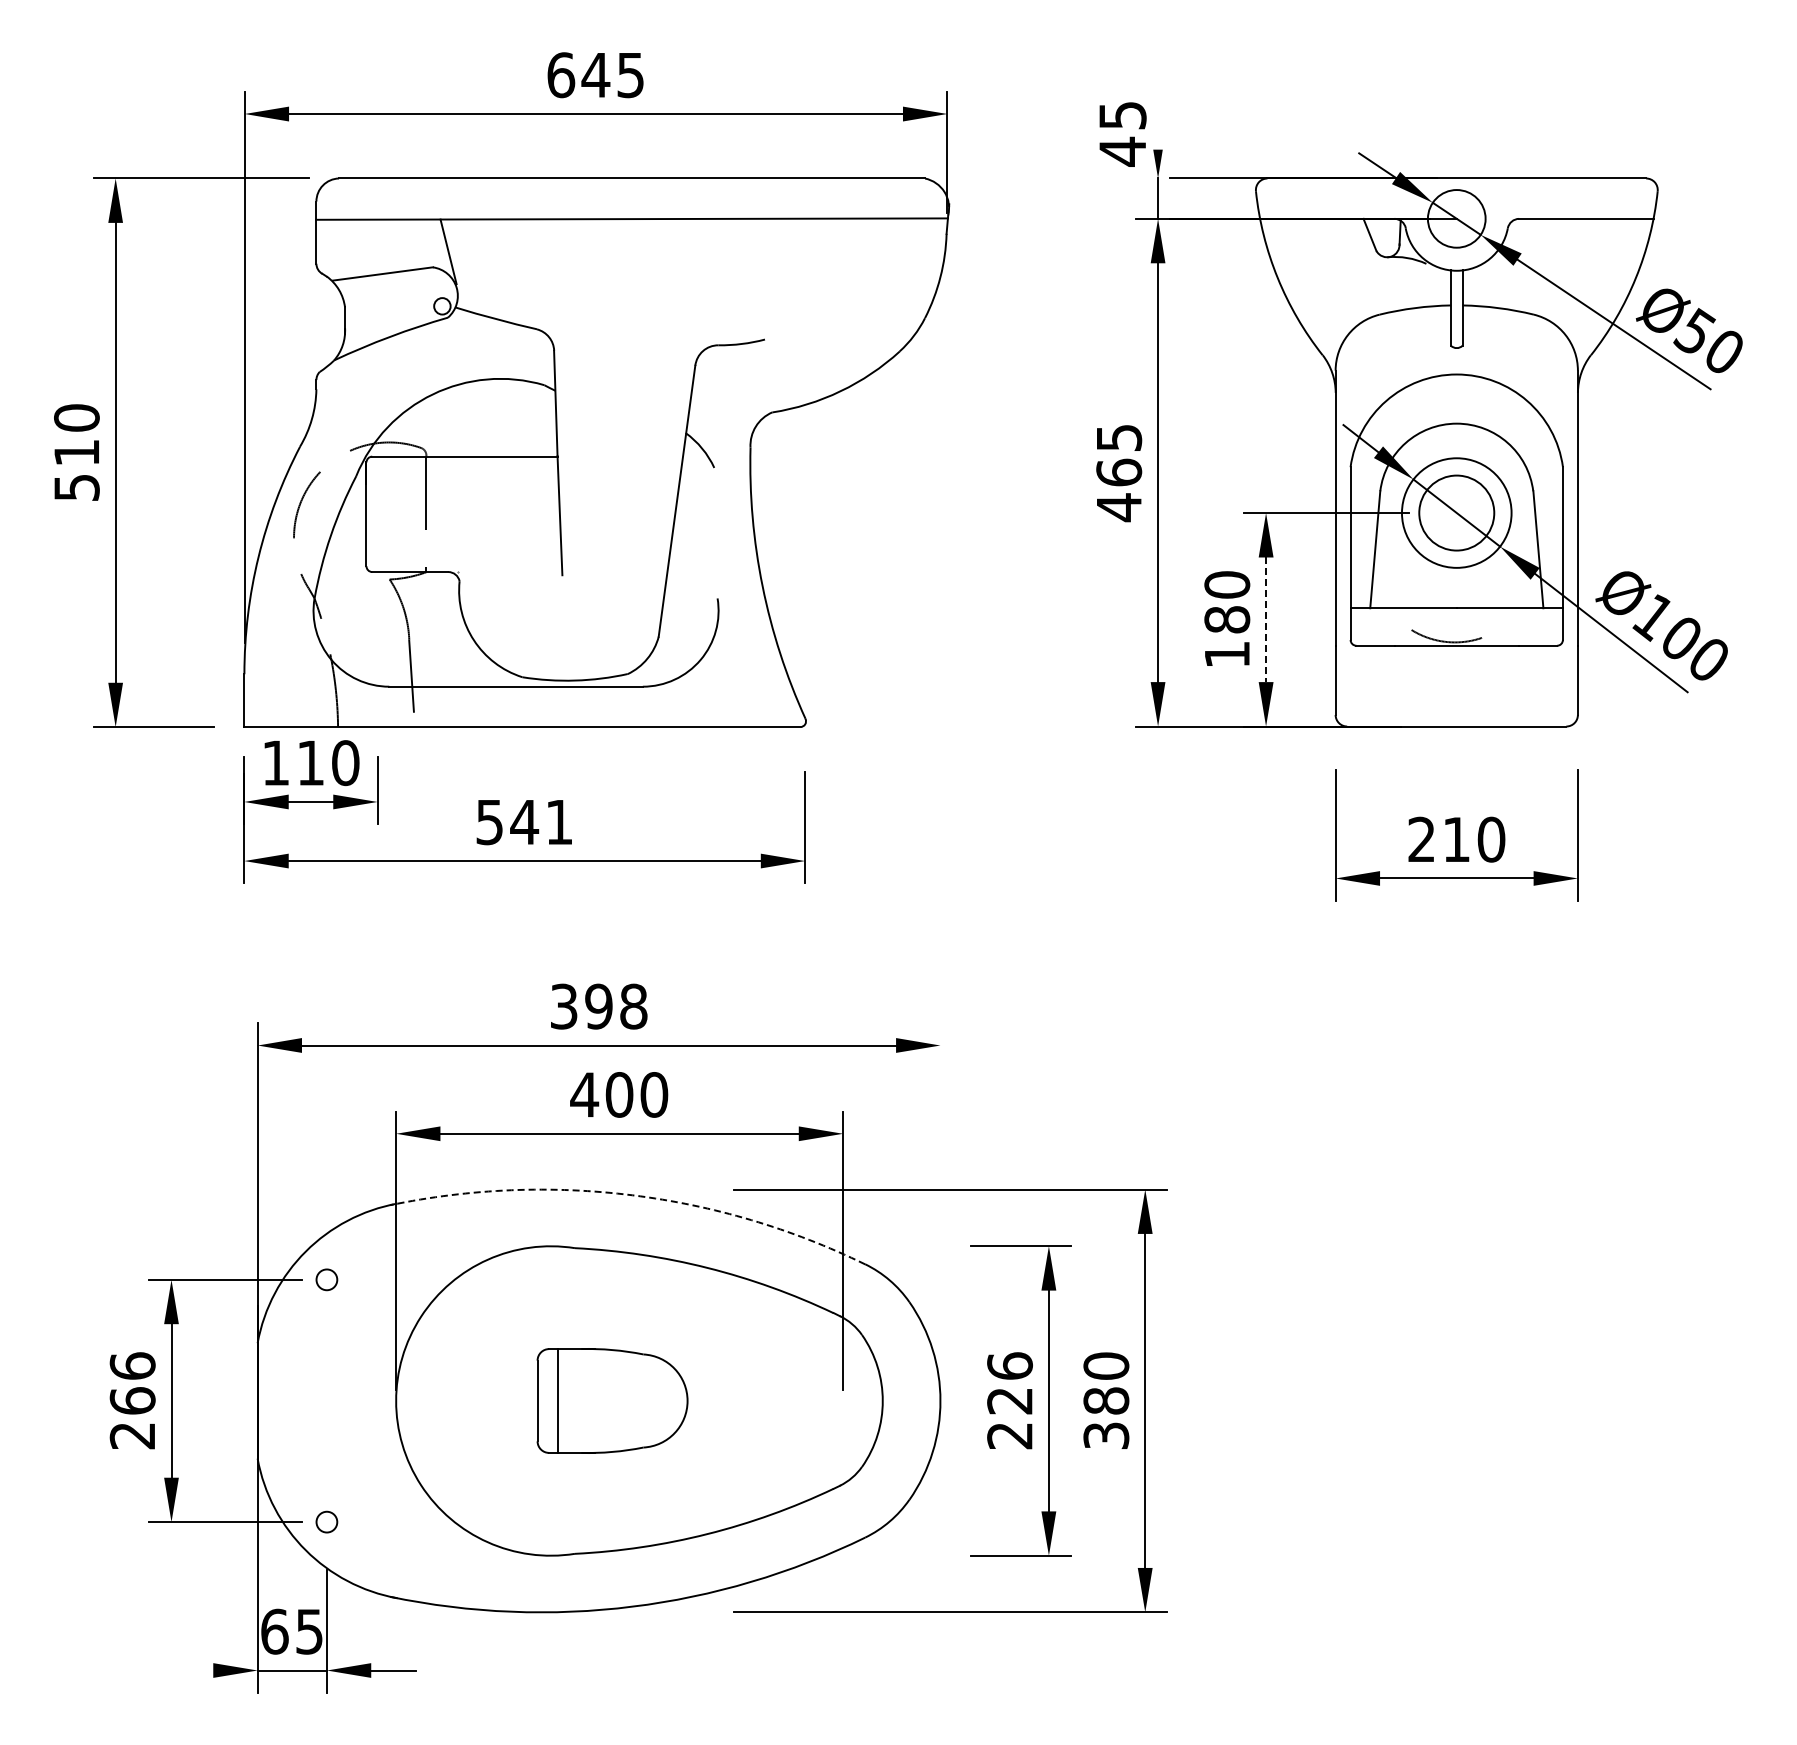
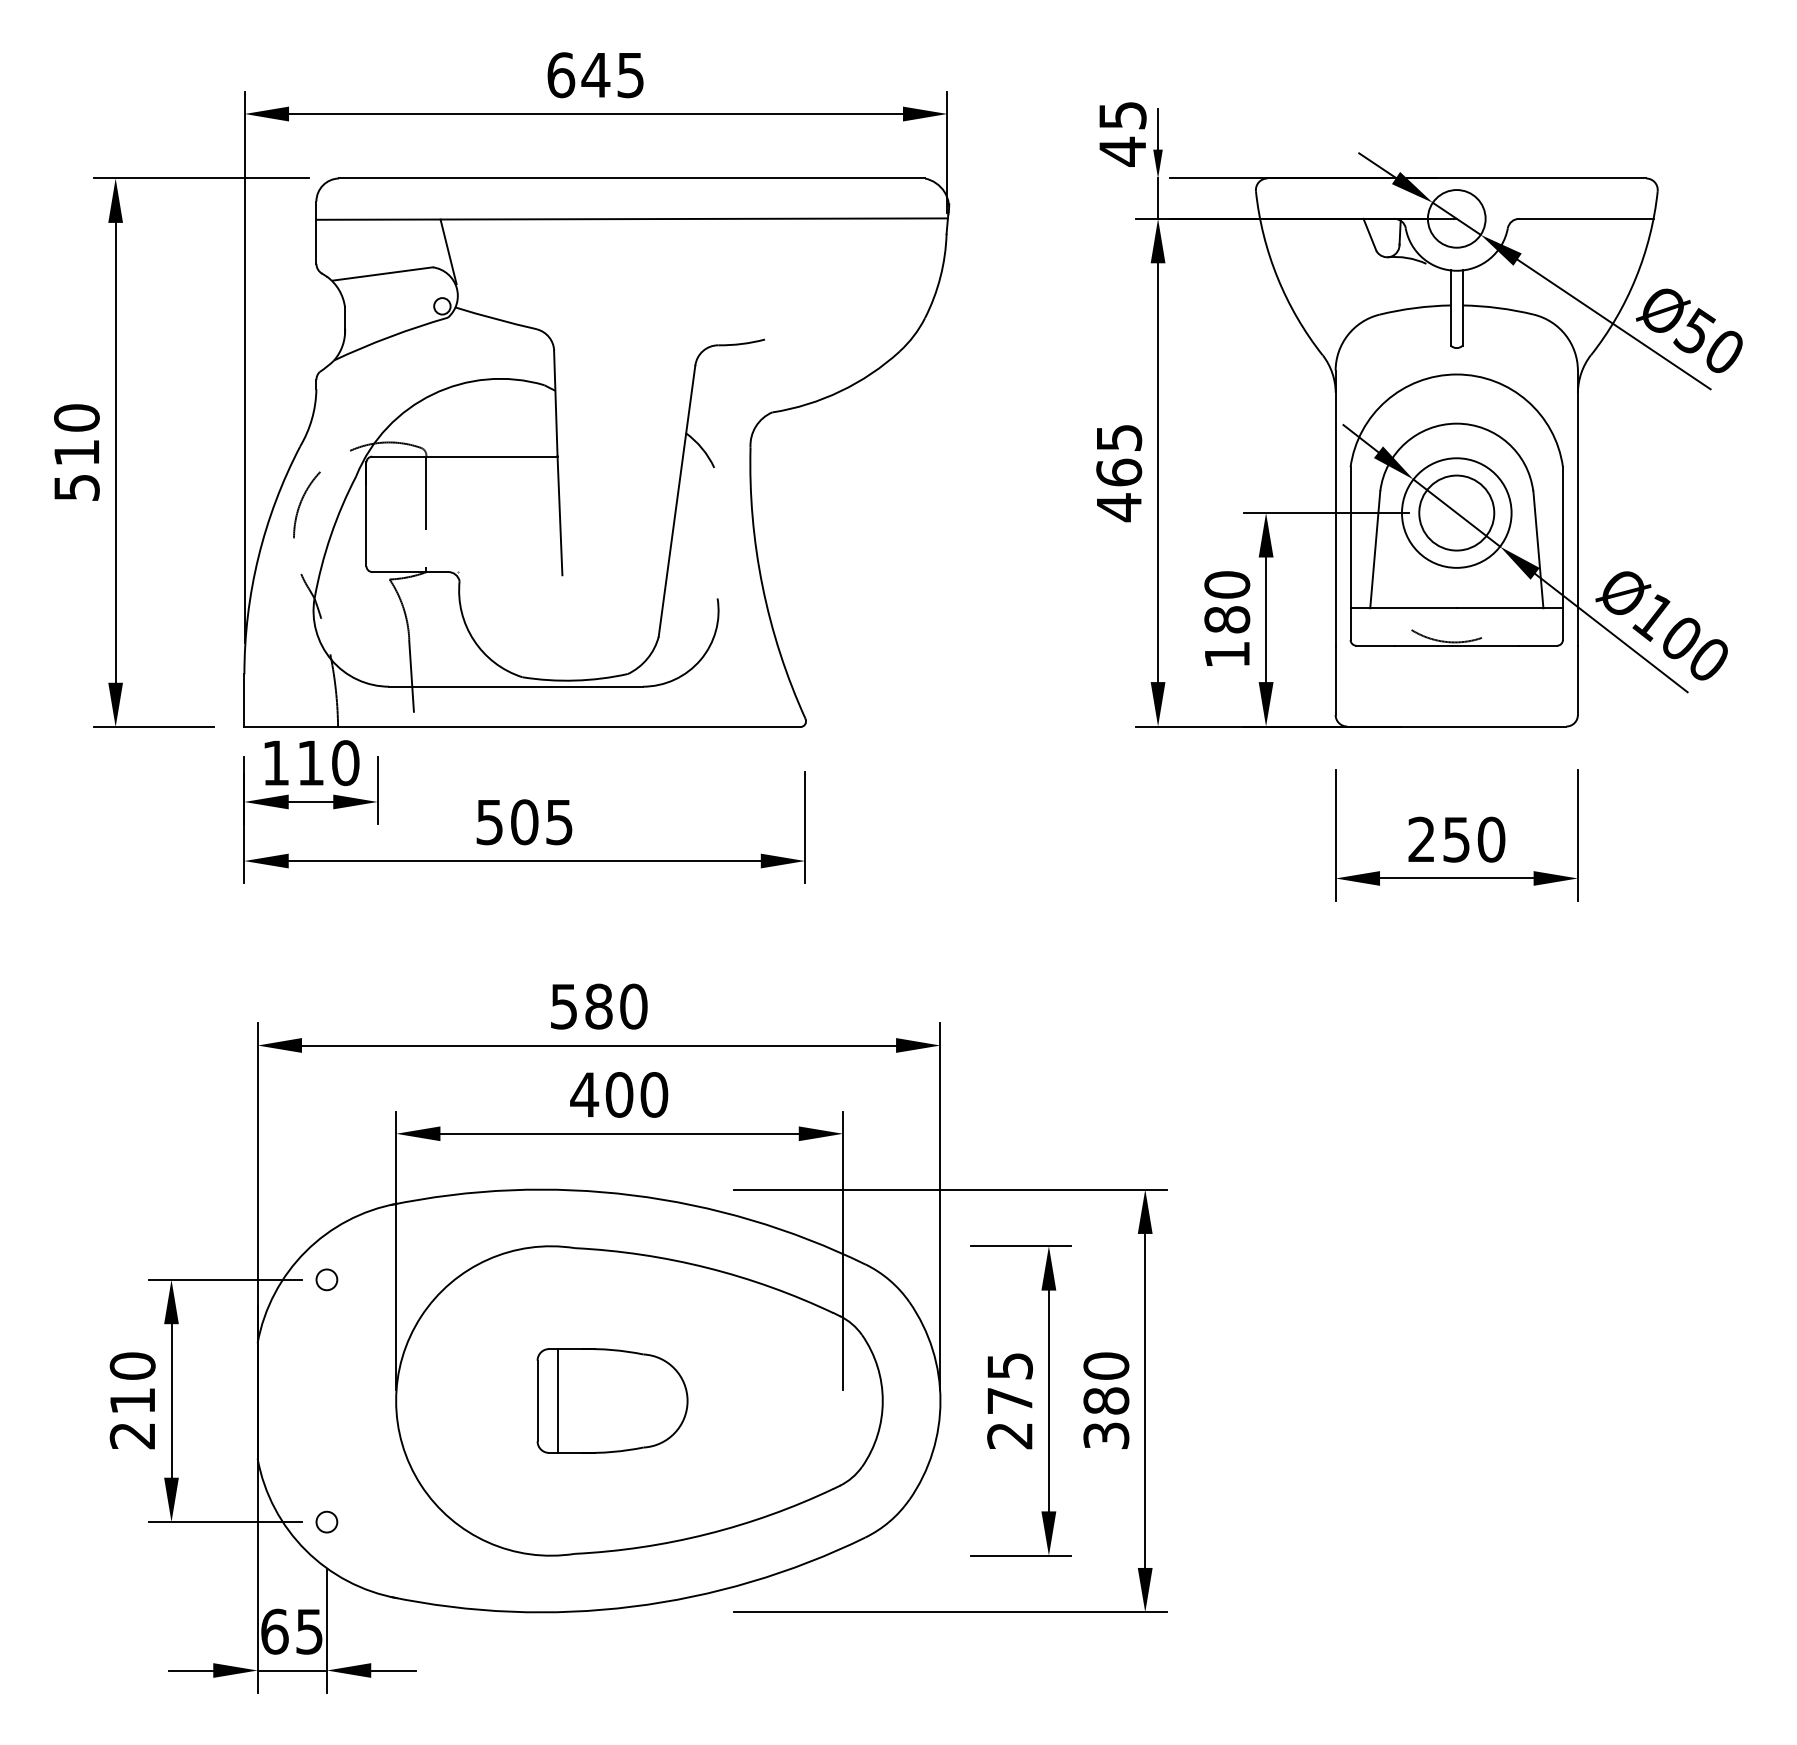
line: none -> present (1158, 128)
line: dashed -> solid (1266, 620)
text: 541 -> 505 (541, 822)
text: 210 -> 250 (1456, 839)
text: 398 -> 580 (599, 1006)
arc: dashed -> solid (632, 1195)
line: none -> present (940, 1206)
text: 266 -> 210 (132, 1383)
text: 226 -> 275 (1009, 1383)
line: none -> present (190, 1670)
